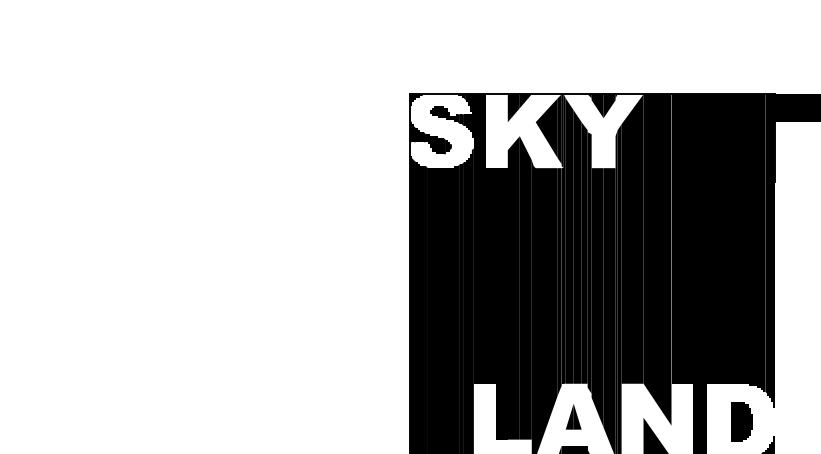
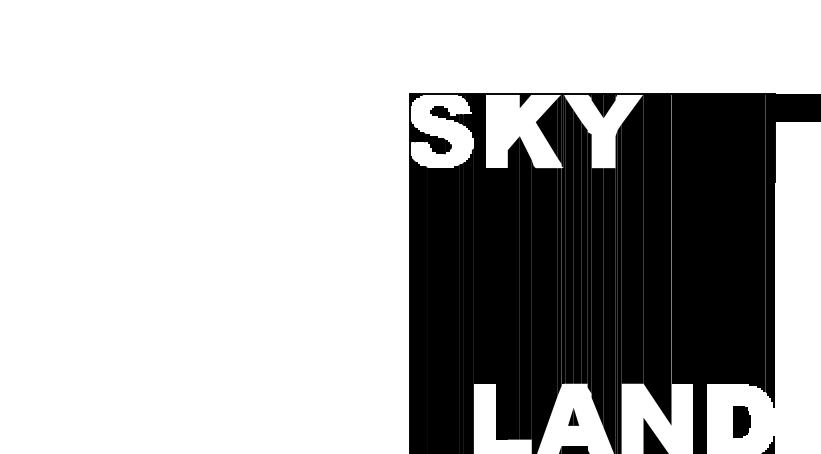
fill: present -> none (513, 108)
part size: 17x26 px -> 11x18 px (573, 416)
part size: 22x40 px -> 18x32 px (741, 421)
